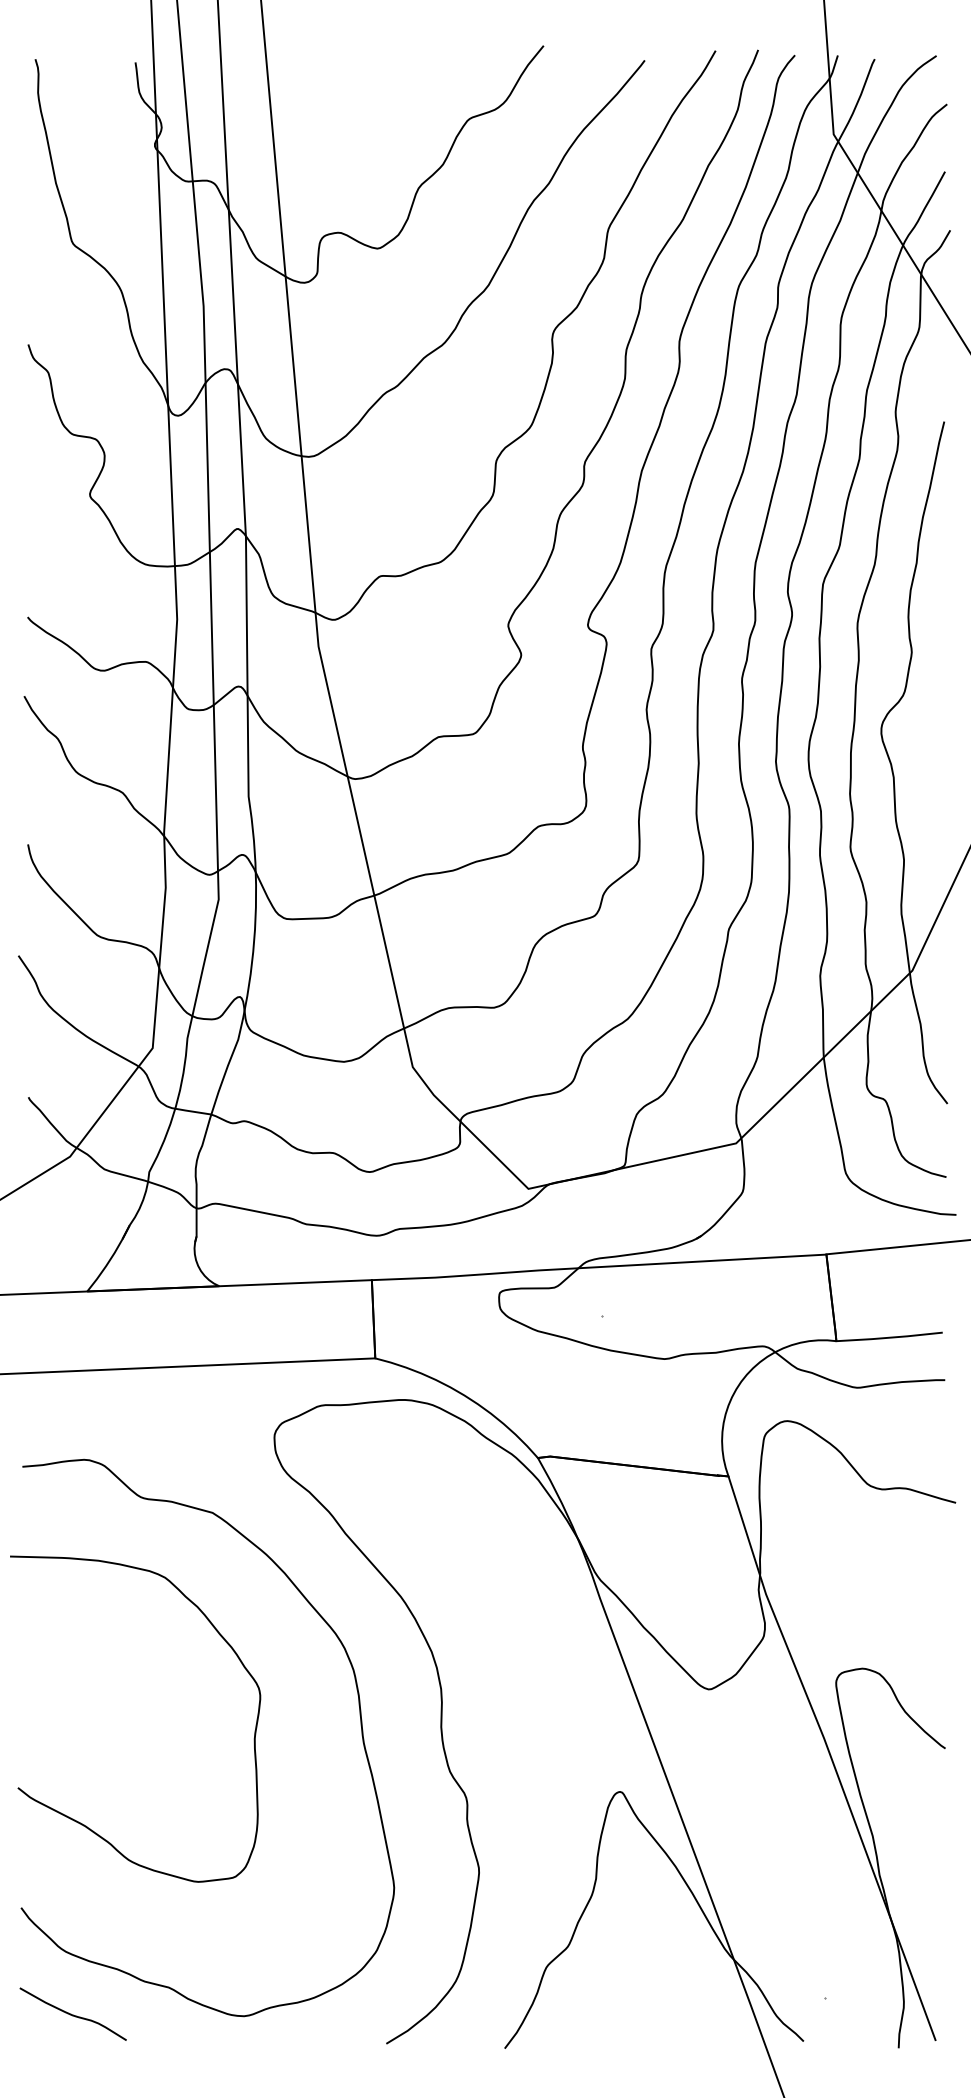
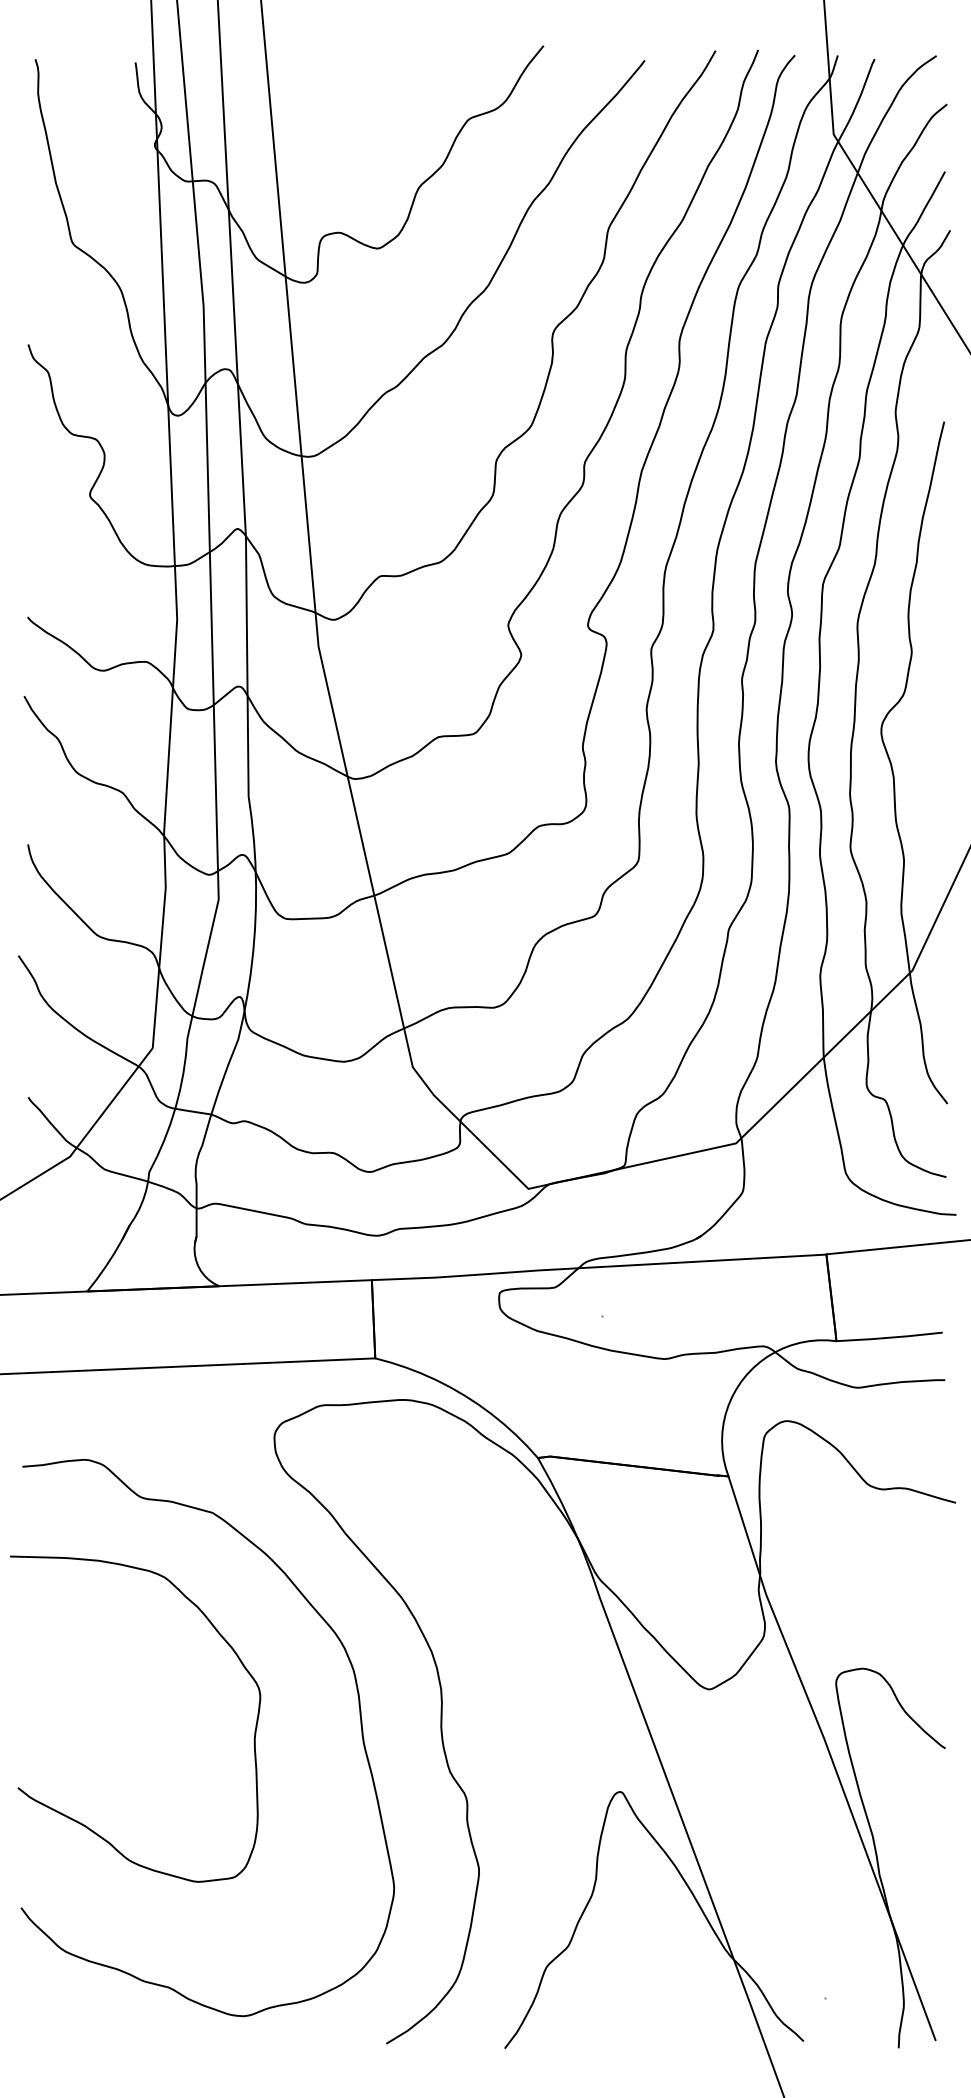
curve: present -> none (71, 2013)
